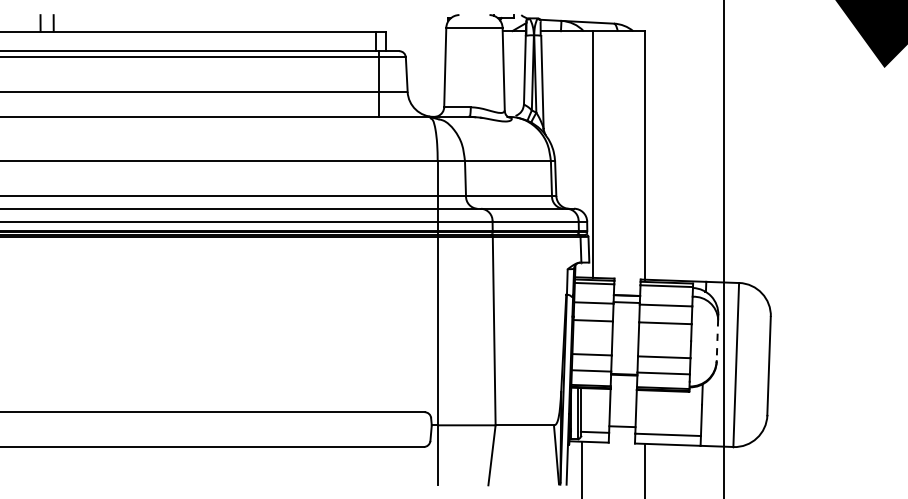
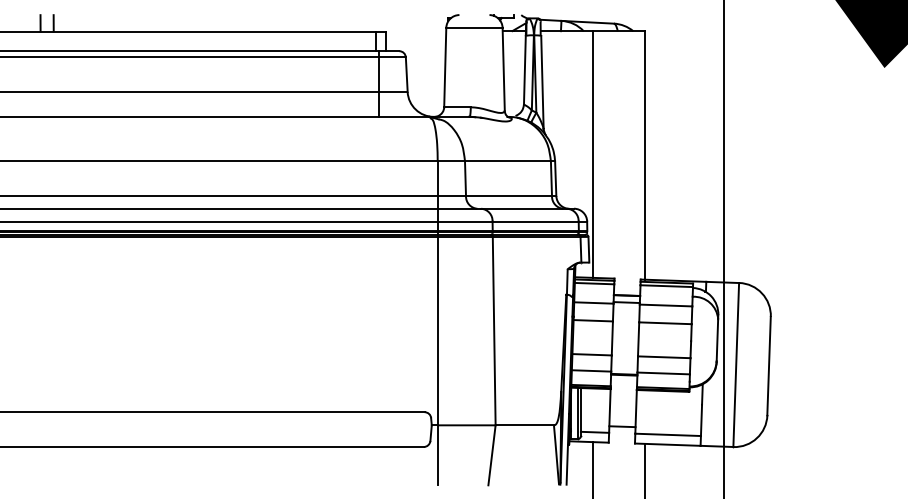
line: dashed -> solid (717, 340)
line position: (581, 468) -> (592, 468) (592, 468)
